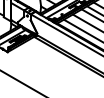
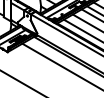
line: none -> present (61, 65)
